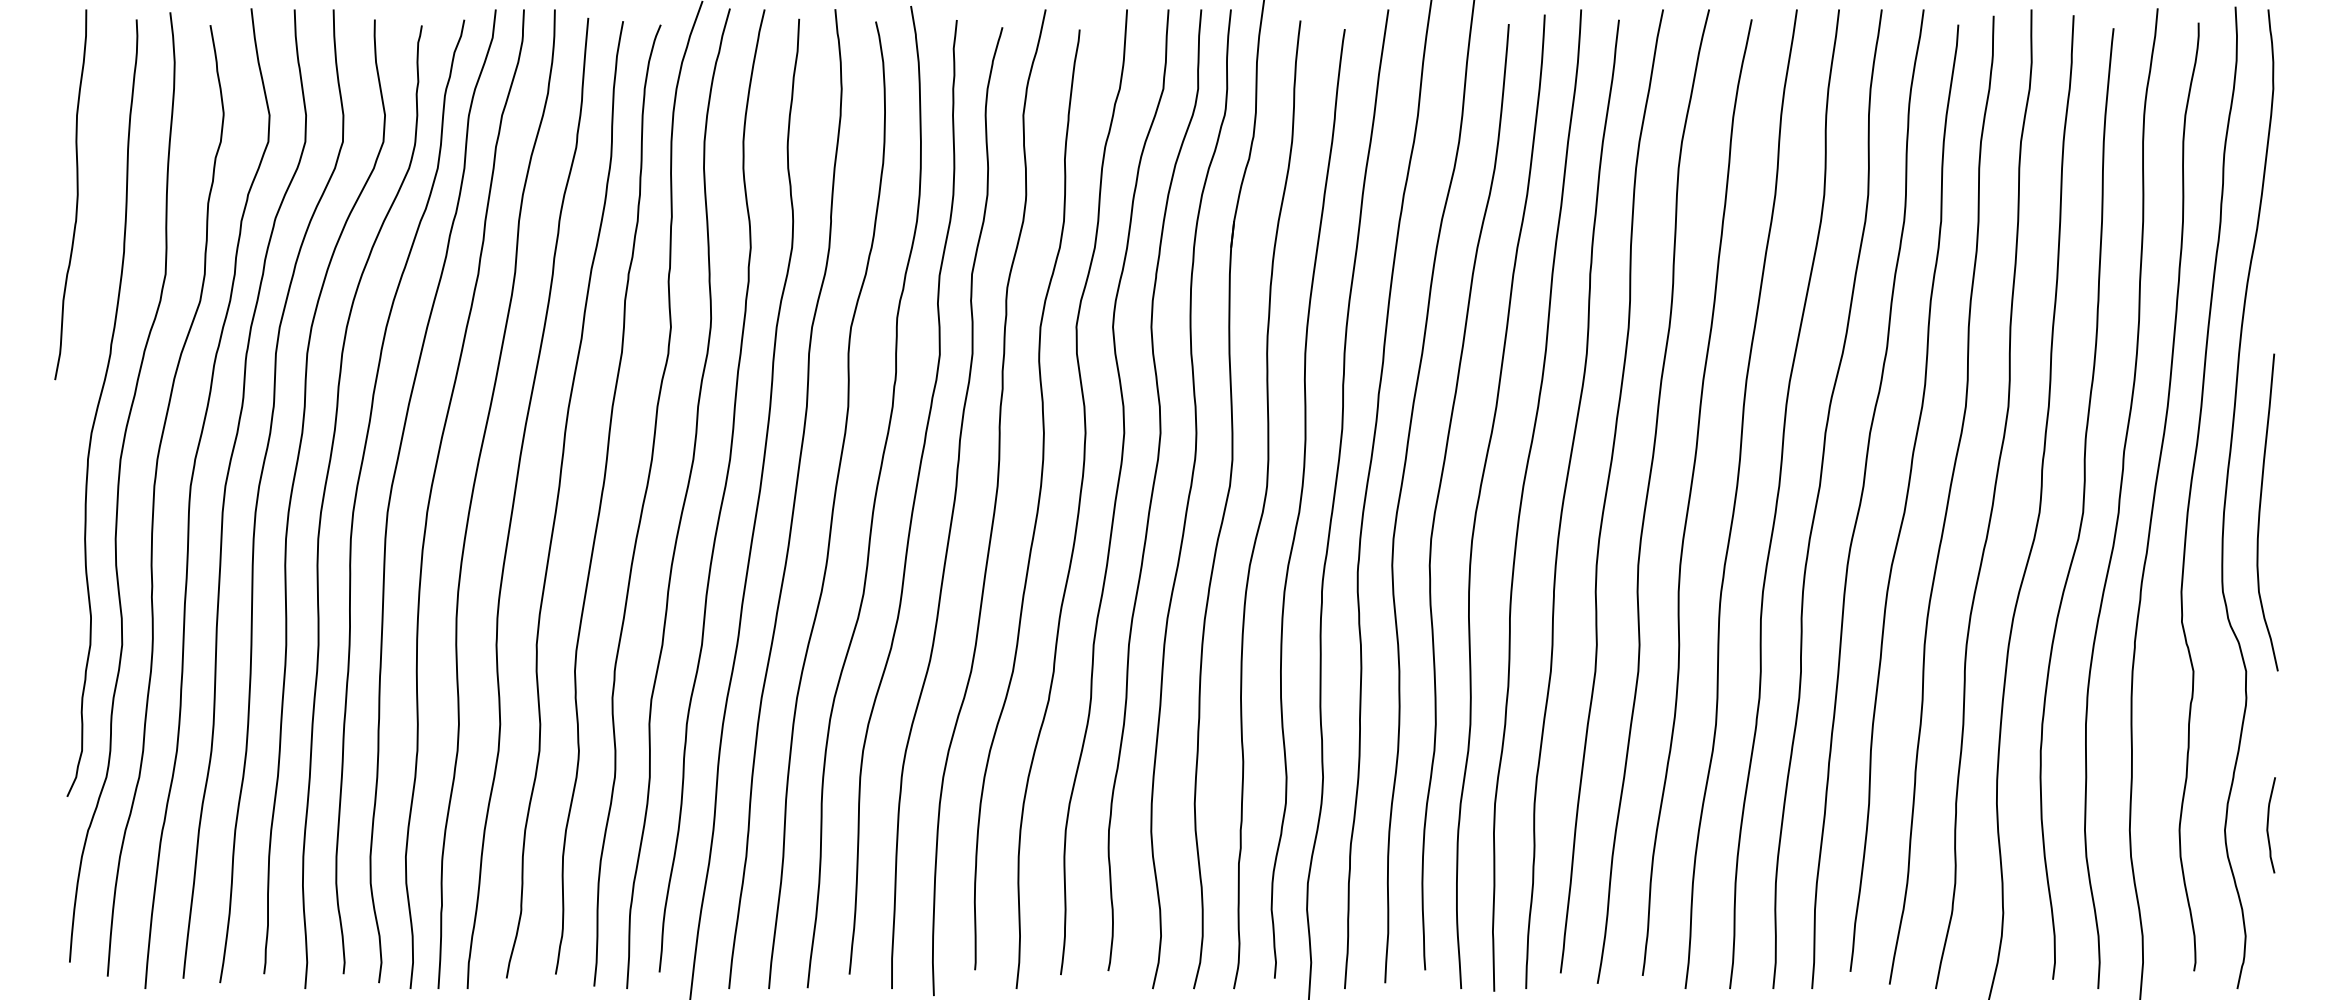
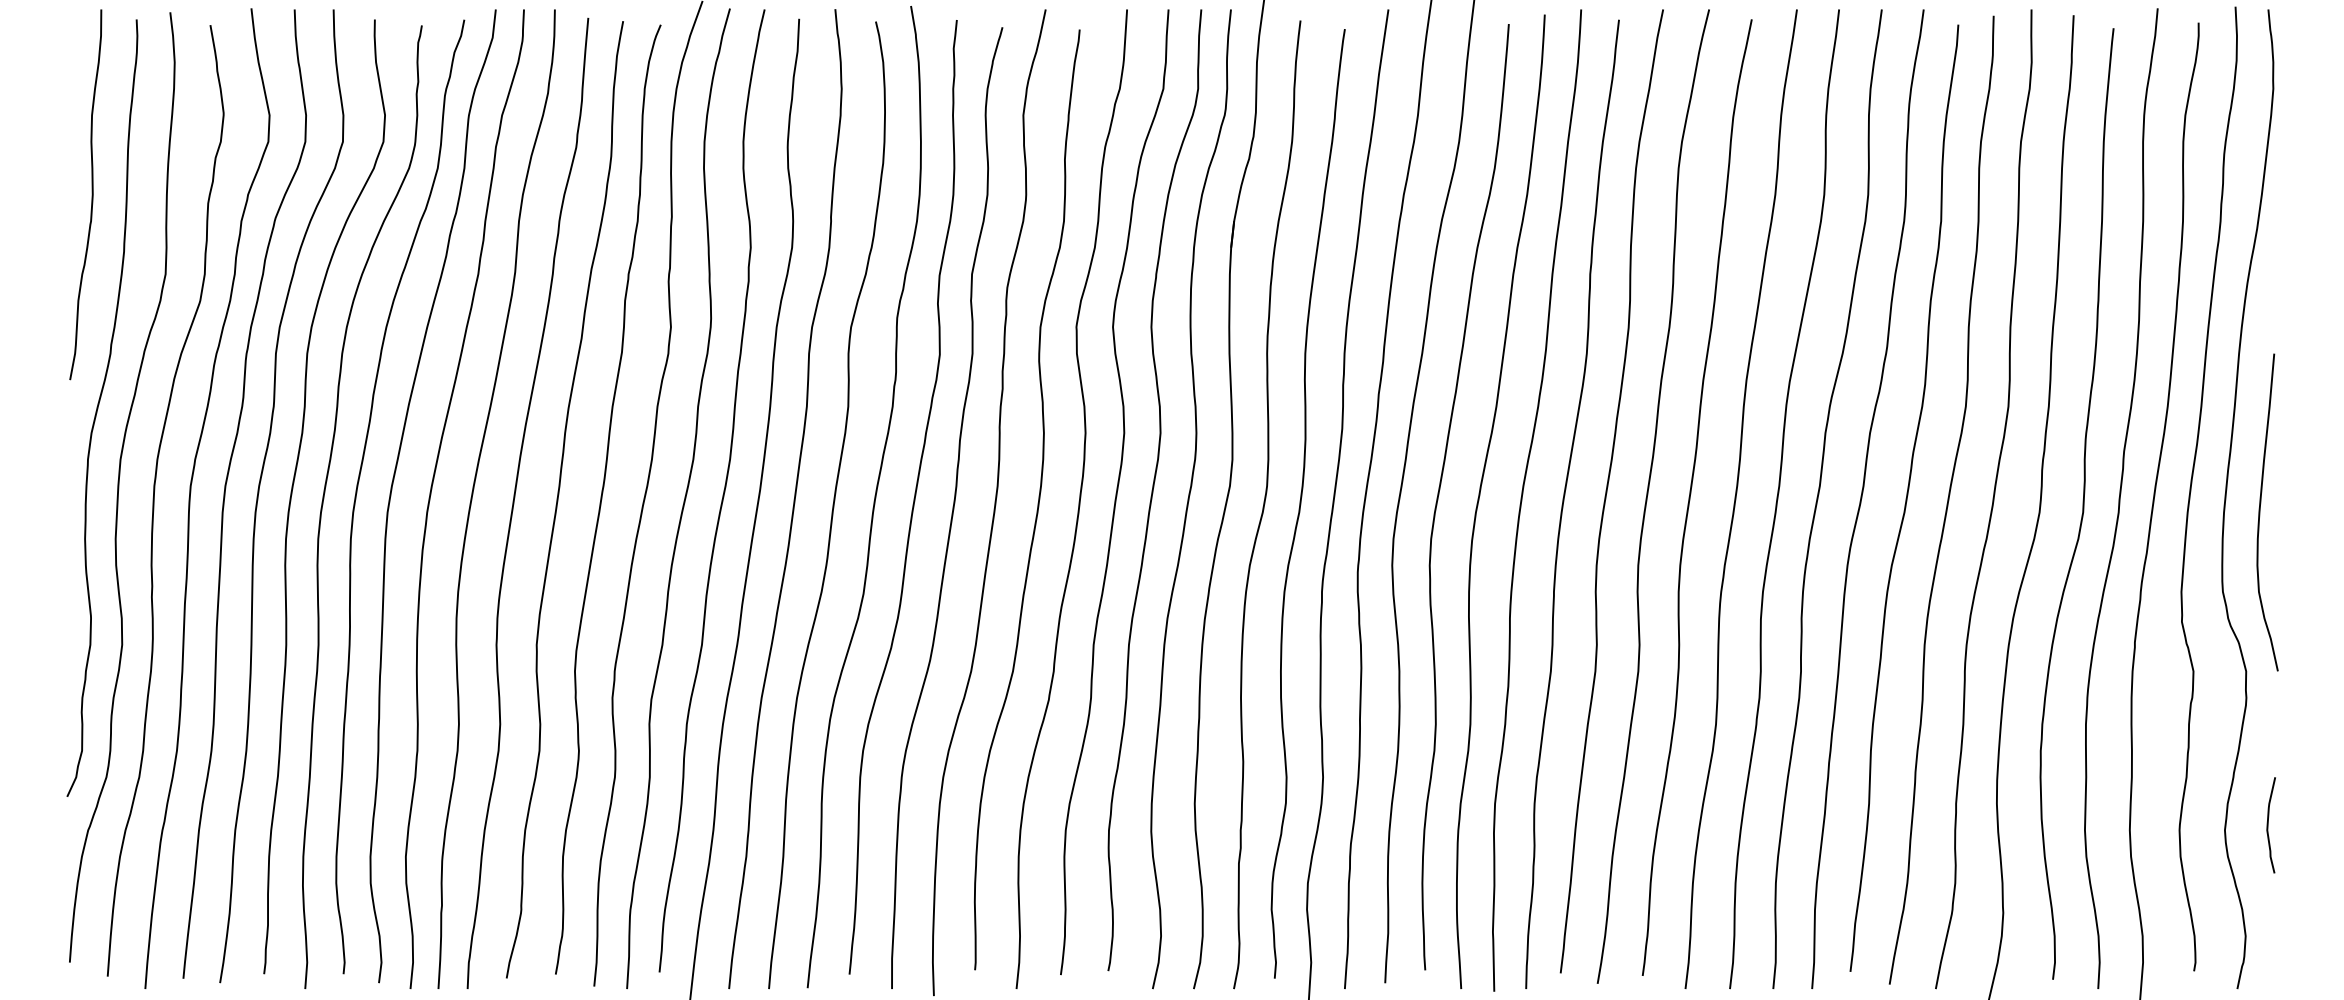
curve position: (76, 194) -> (91, 194) (91, 194)
